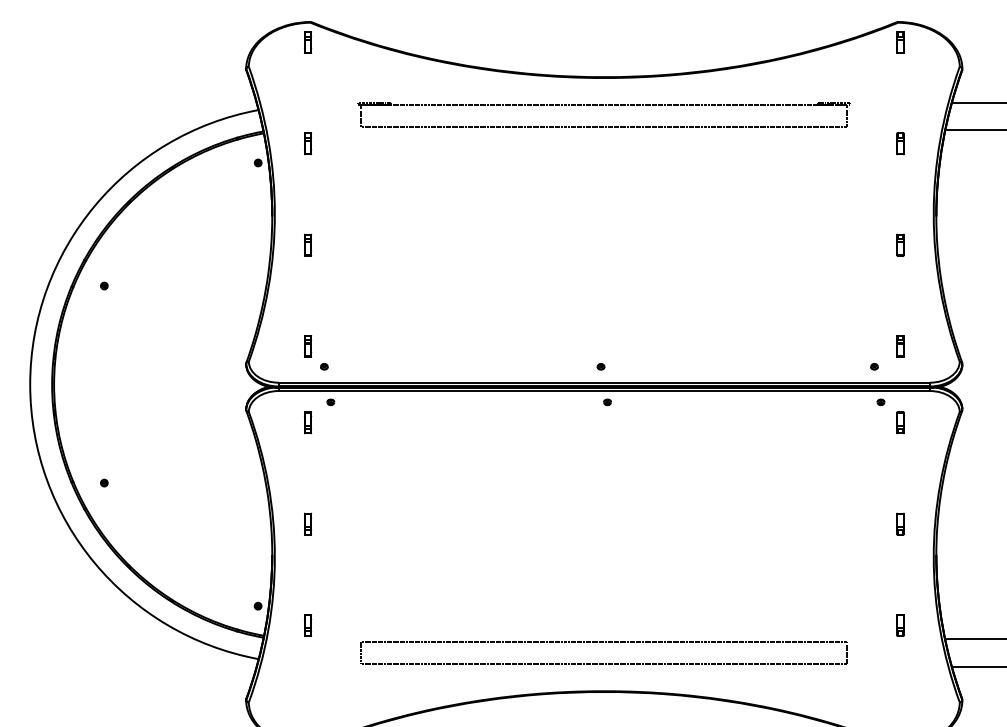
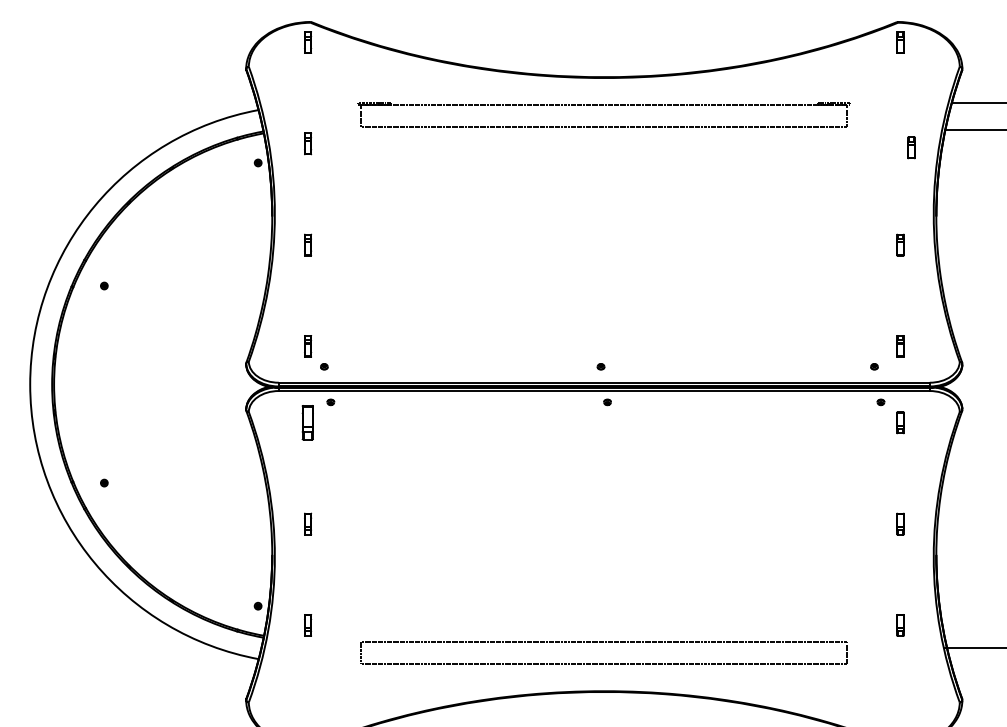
part position: (900, 143) -> (911, 147) (911, 147)
part size: 9x24 px -> 13x36 px (307, 422)
line position: (974, 638) -> (974, 647) (974, 647)
line: present -> none (977, 666)
